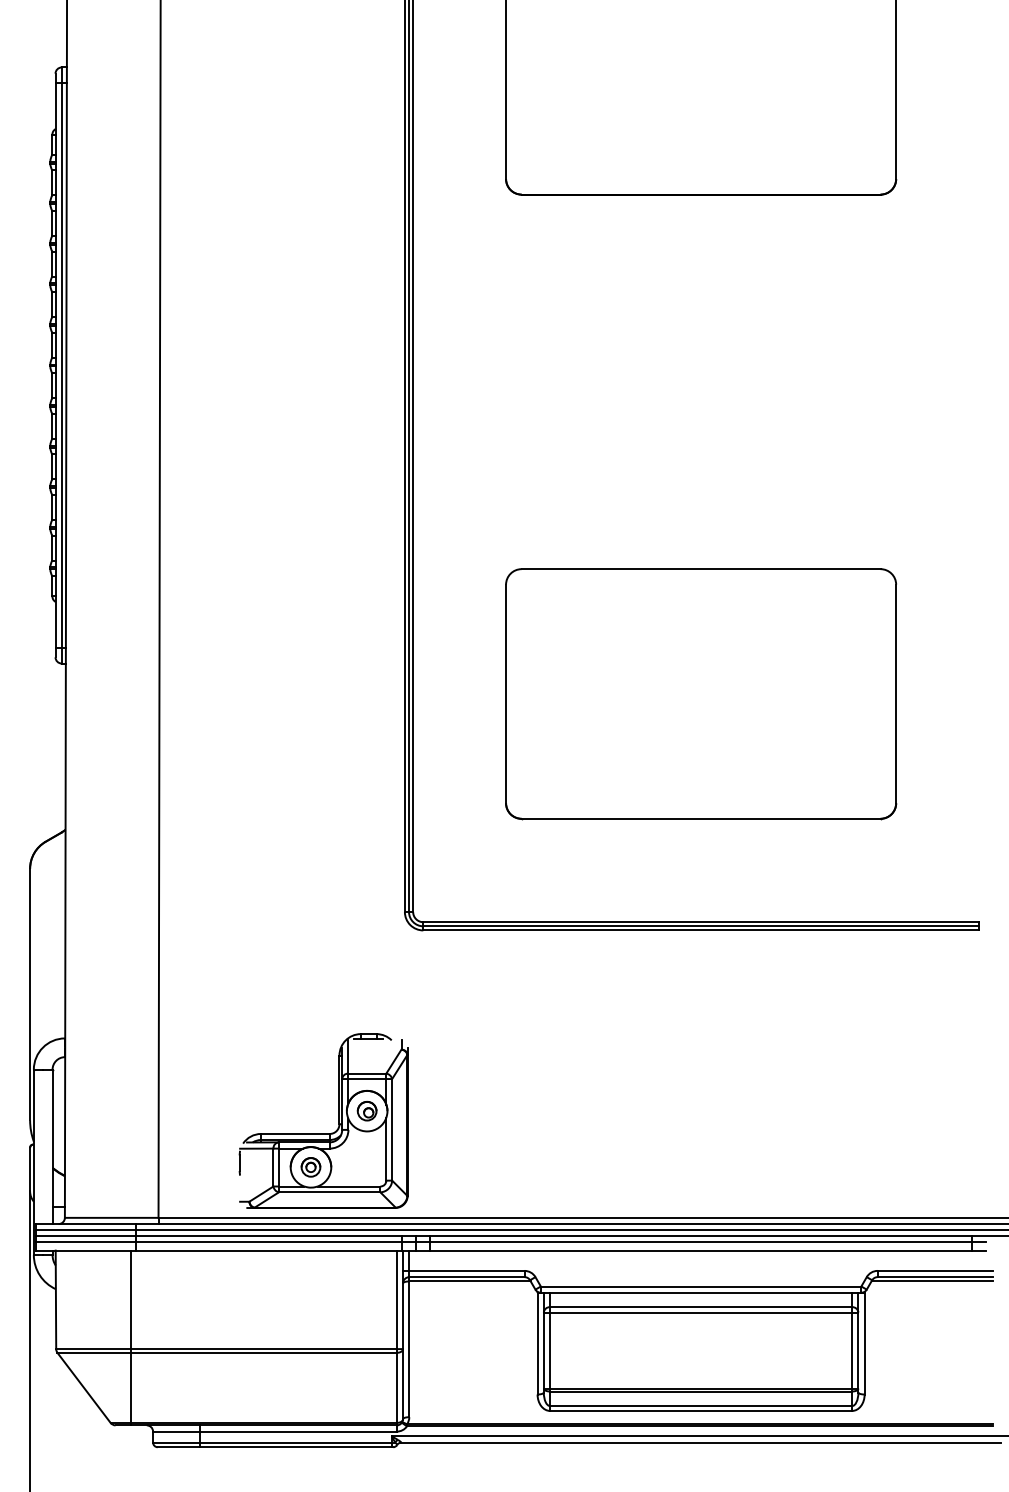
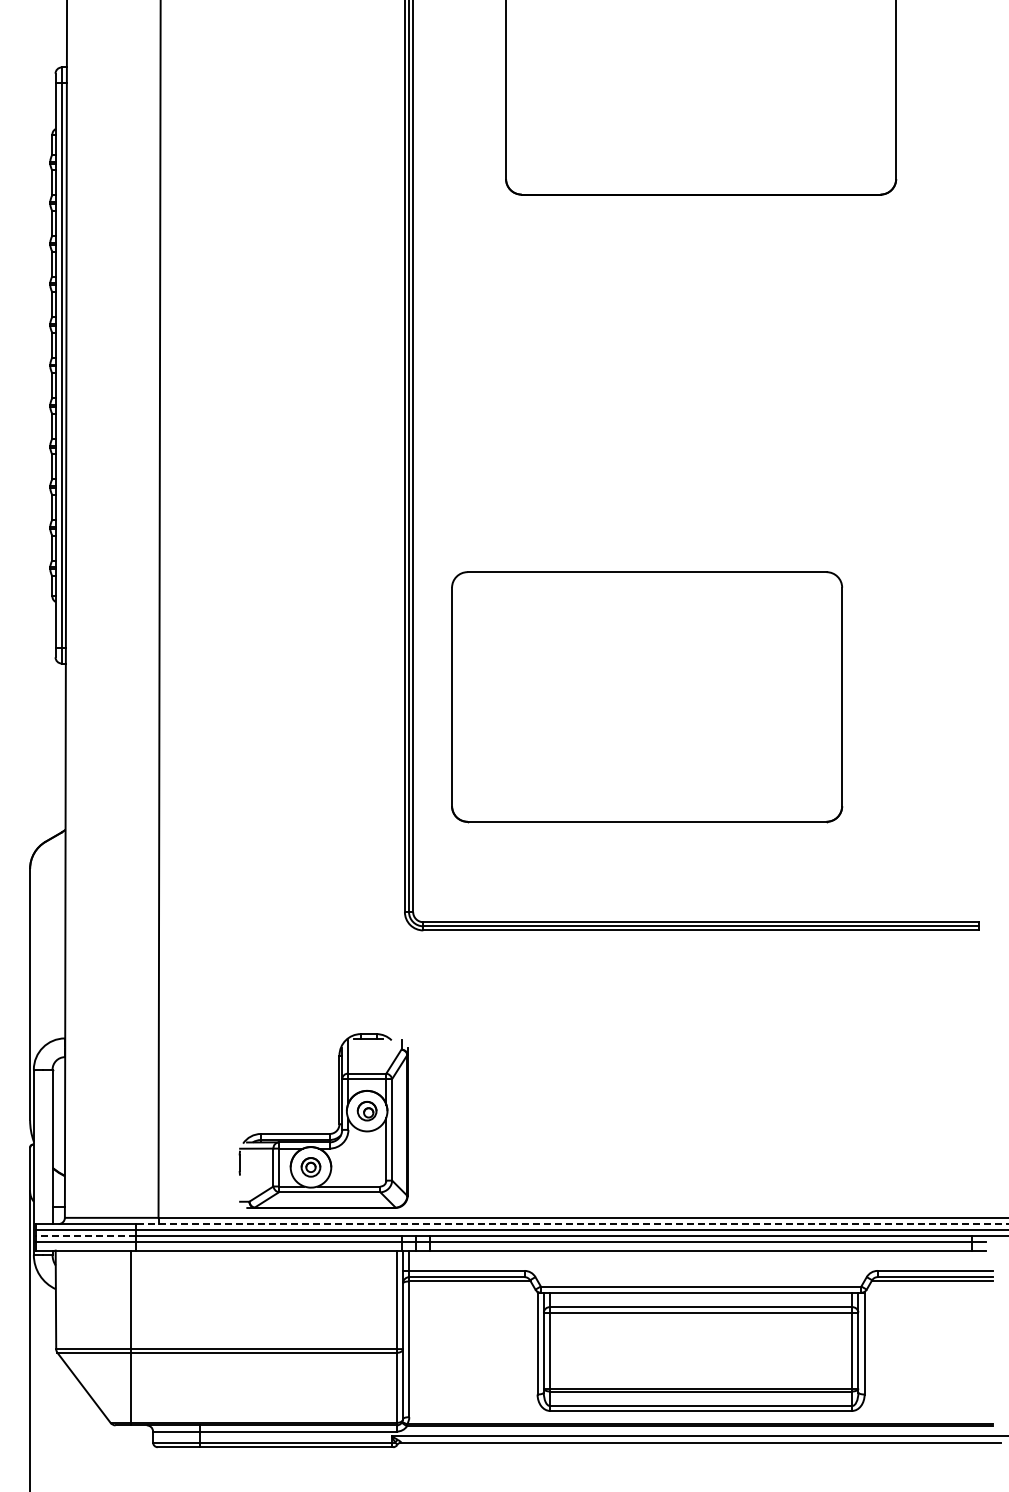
part position: (701, 694) -> (647, 697) (647, 697)
line: solid -> dashed (572, 1224)
line: solid -> dashed (86, 1235)
